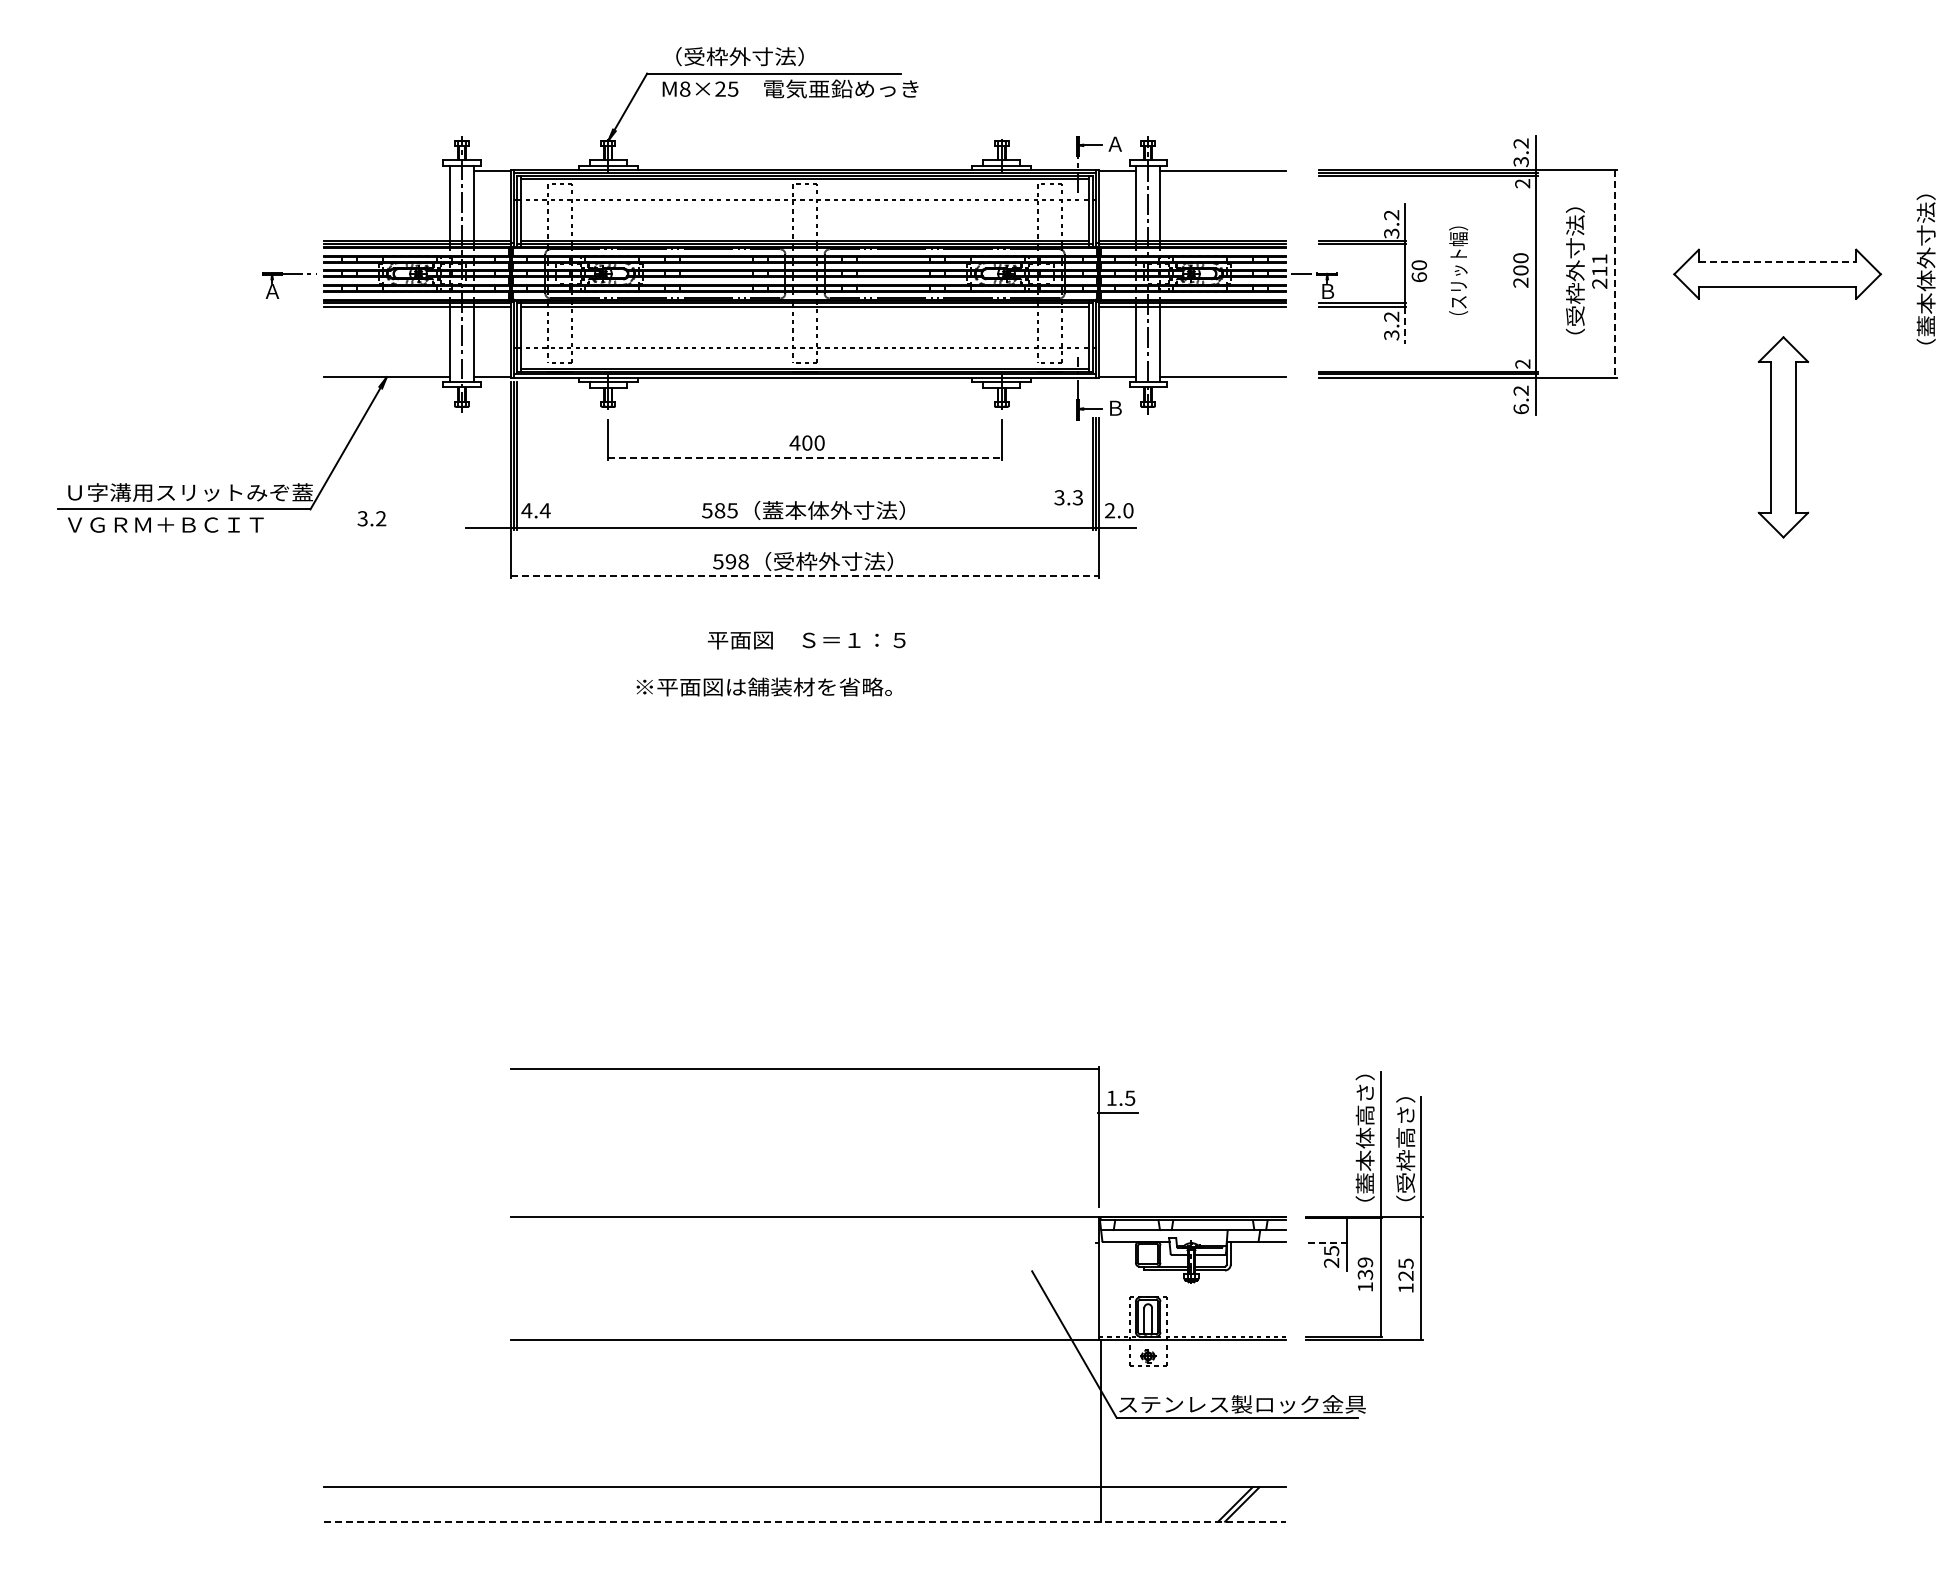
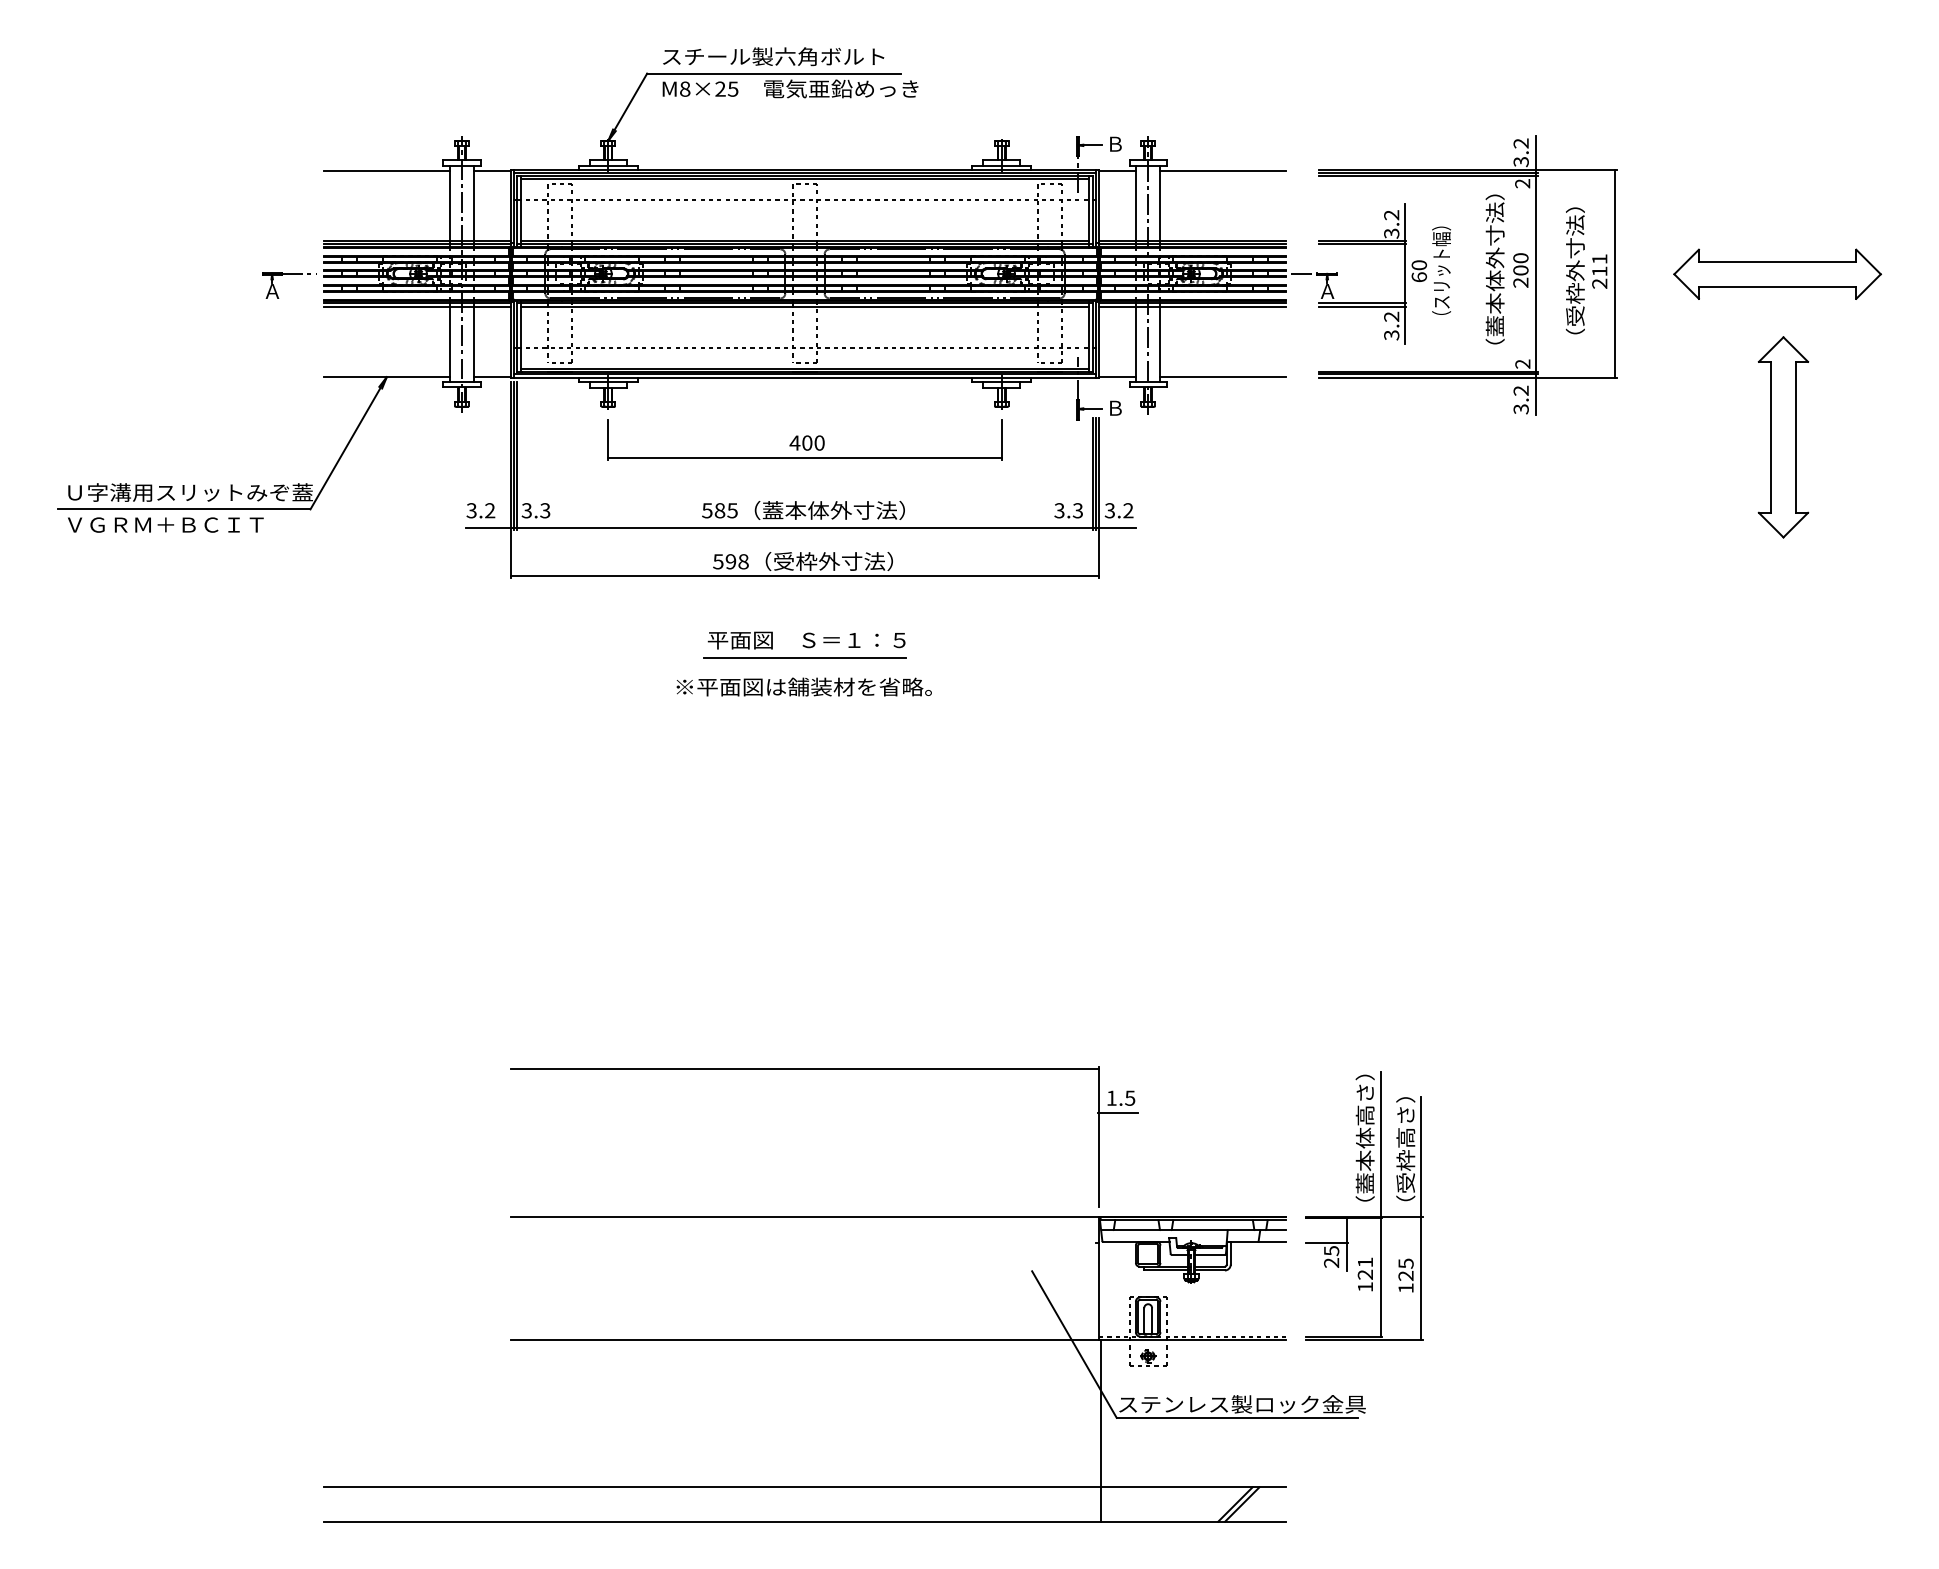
text: （受枠外寸法） -> スチール製六角ボルト (773, 56)
text: Ａ -> Ｂ (1114, 143)
line: none -> present (386, 170)
line: dashed -> solid (1777, 262)
text position: (1925, 269) -> (1494, 269) (1494, 269)
text position: (1458, 270) -> (1441, 270) (1441, 270)
line: dashed -> solid (1615, 273)
text: Ｂ -> Ａ (1327, 291)
line: dashed -> solid (1404, 325)
text: 6.2 -> 3.2 (1520, 409)
line: dashed -> solid (805, 458)
text position: (1068, 497) -> (1068, 510) (1068, 510)
text: 4.4 -> 3.3 (535, 510)
text: 2.0 -> 3.2 (1118, 510)
text position: (371, 518) -> (480, 510) (480, 510)
line: dashed -> solid (805, 576)
line: none -> present (804, 658)
text position: (763, 686) -> (803, 686) (803, 686)
line: dashed -> solid (1326, 1242)
text: 139 -> 121 (1365, 1268)
line: dashed -> solid (805, 1521)
